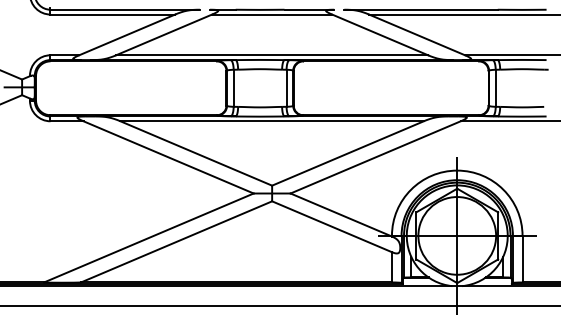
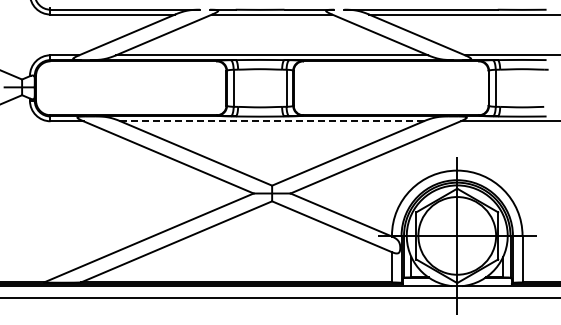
line: solid -> dashed (272, 121)
line position: (279, 305) -> (279, 297) (279, 297)
